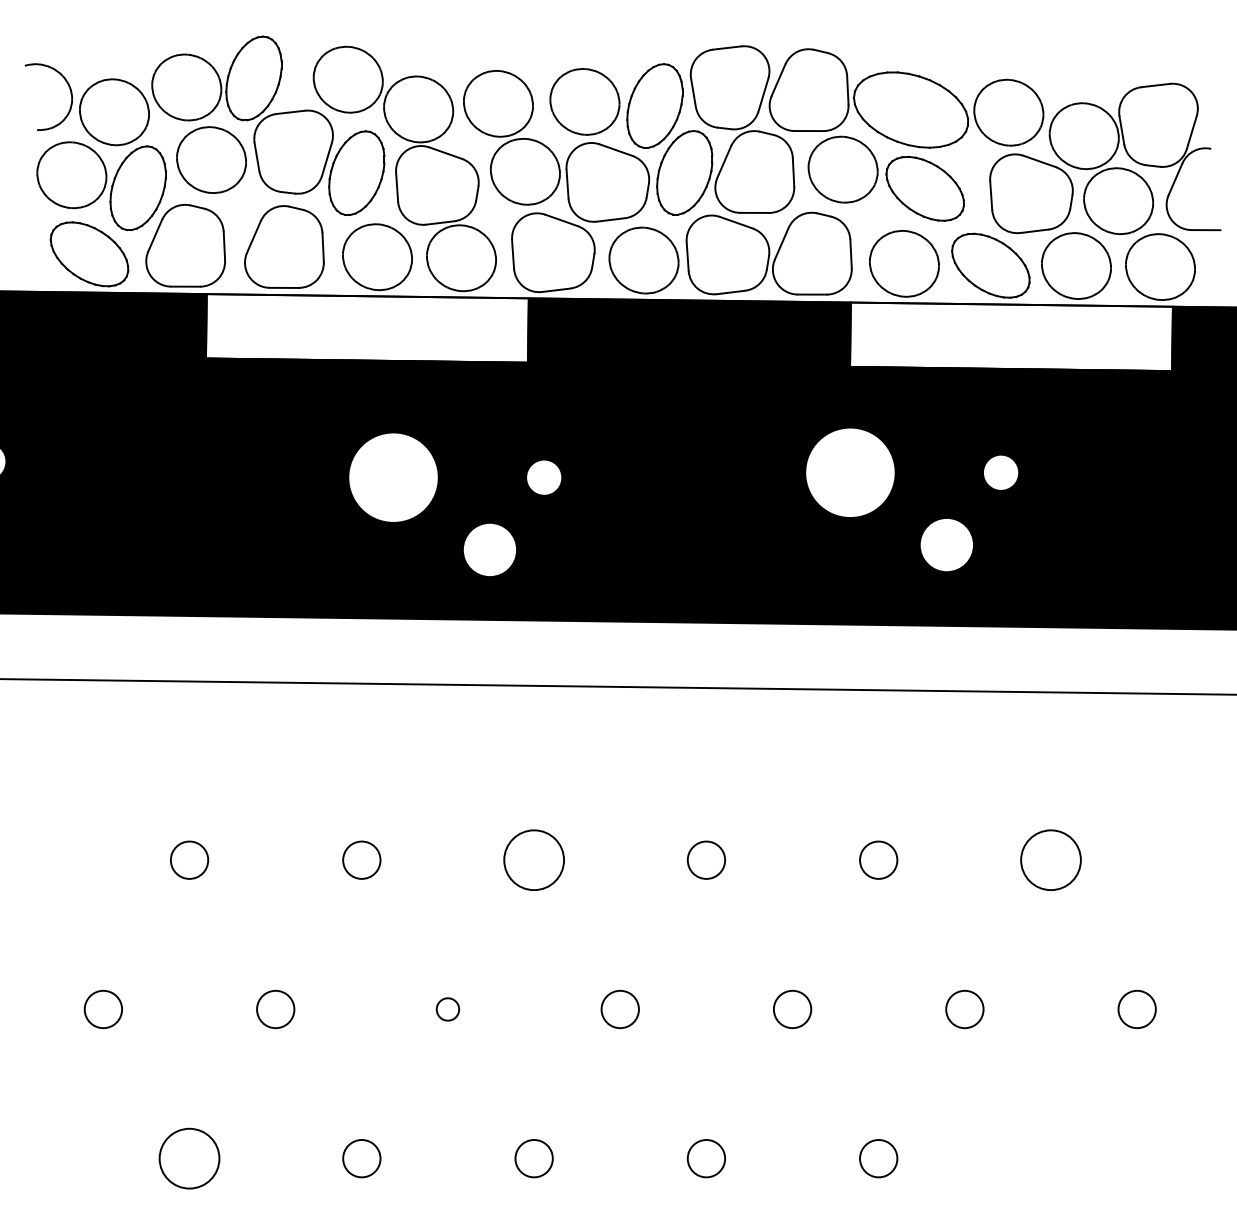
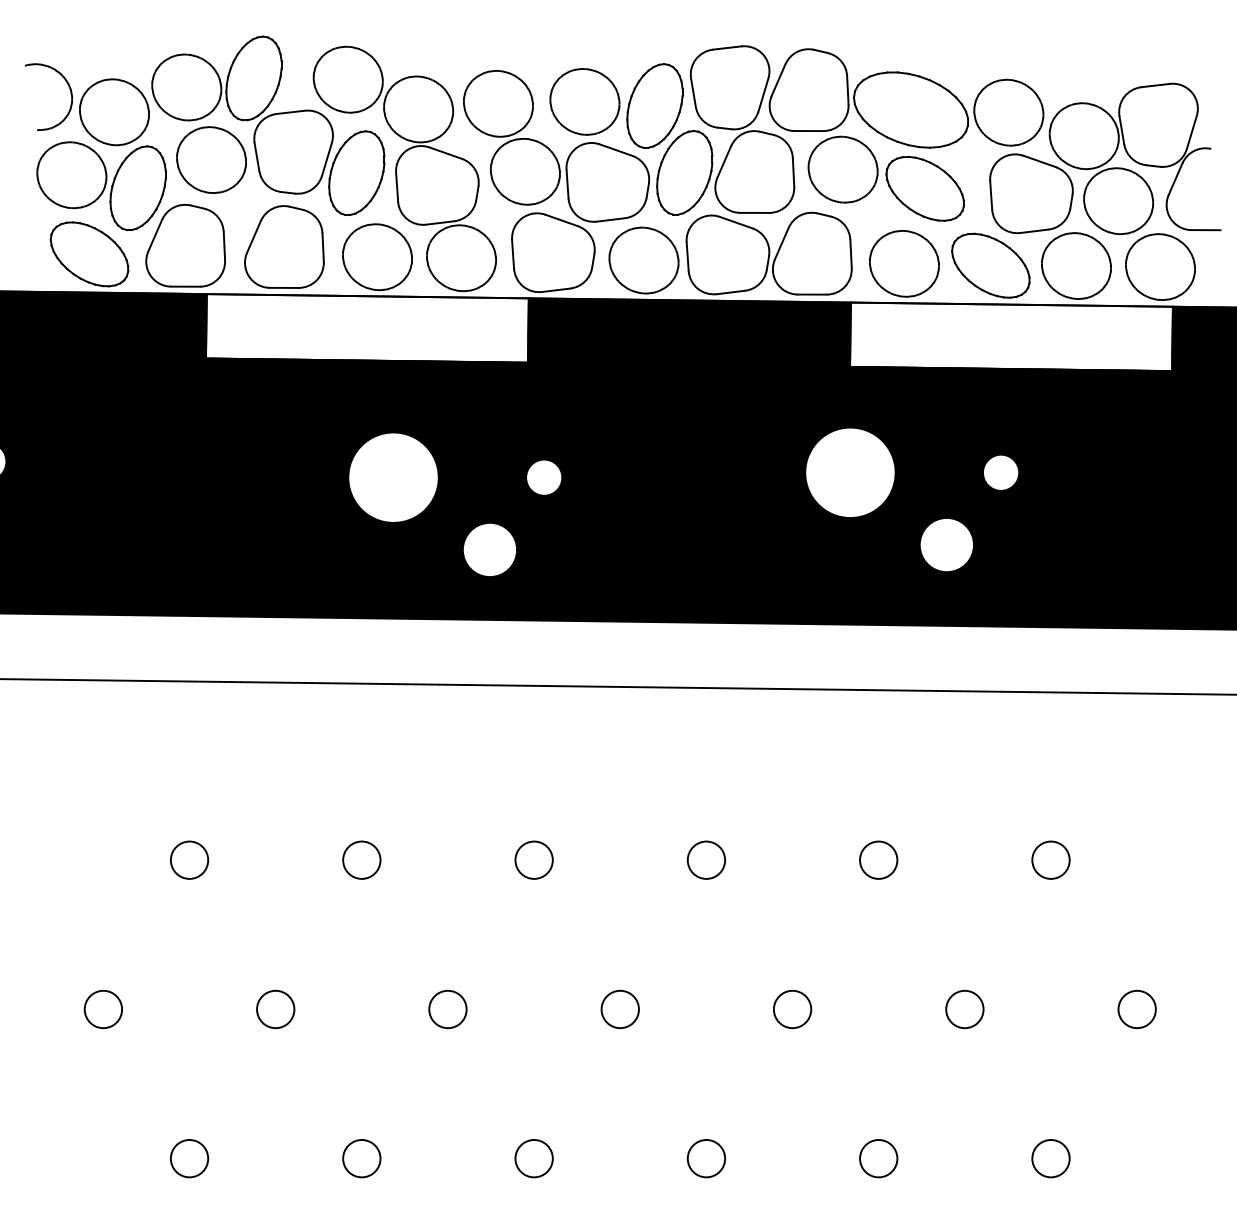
circle diameter: 60 px -> 37 px (533, 859)
circle diameter: 60 px -> 37 px (1050, 859)
circle diameter: 22 px -> 37 px (447, 1009)
circle diameter: 60 px -> 37 px (189, 1158)
circle: none -> present (1050, 1158)
